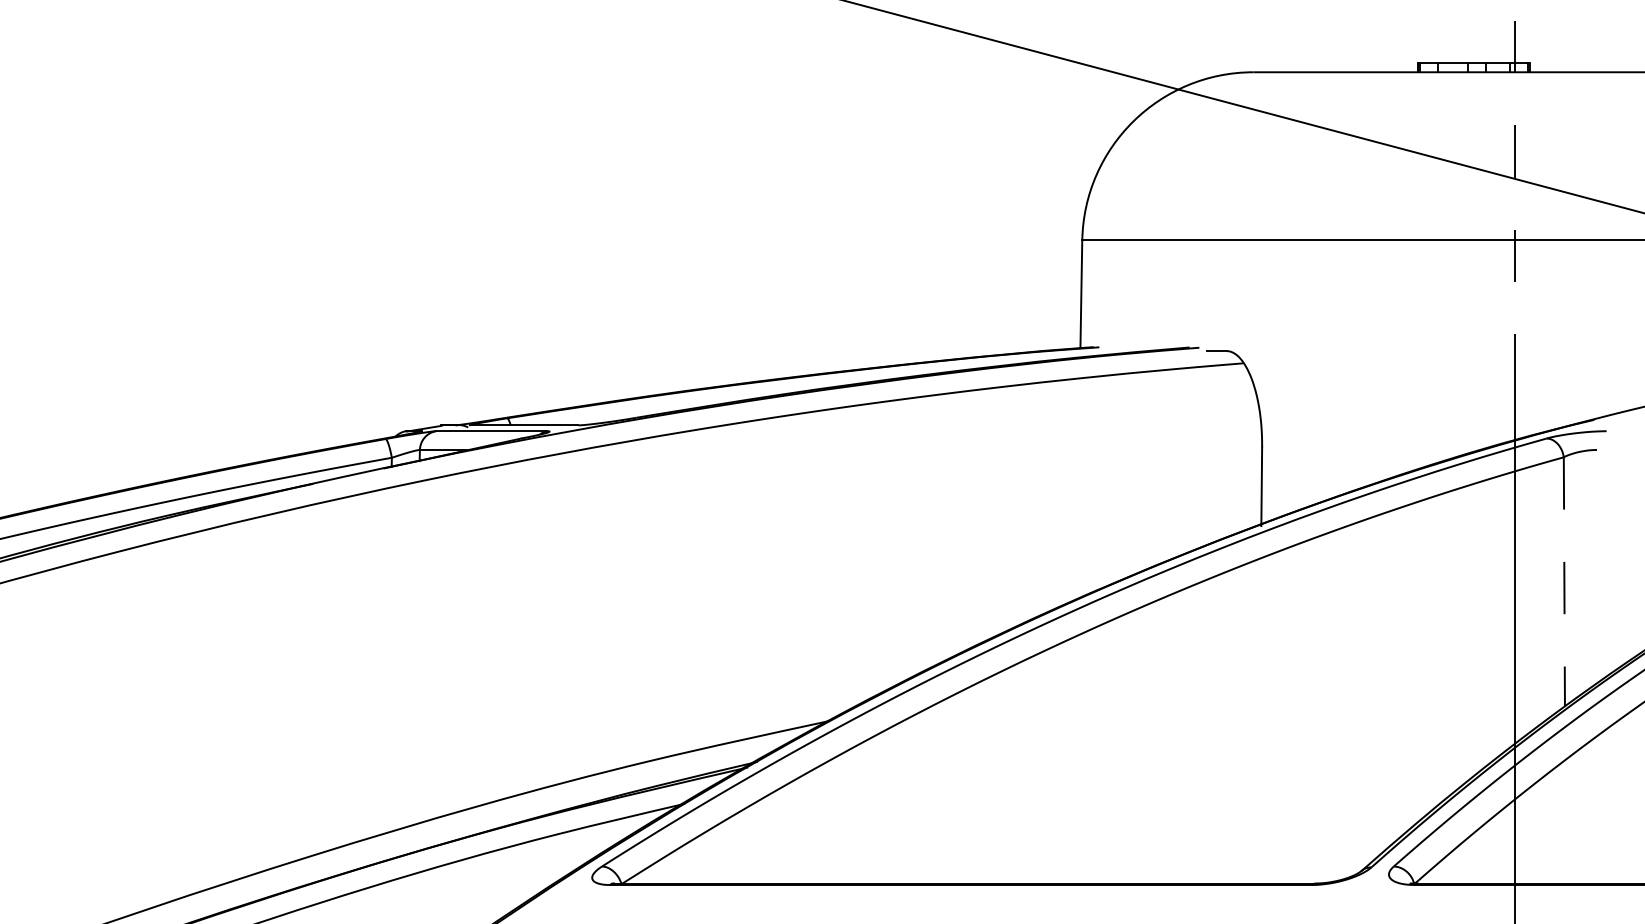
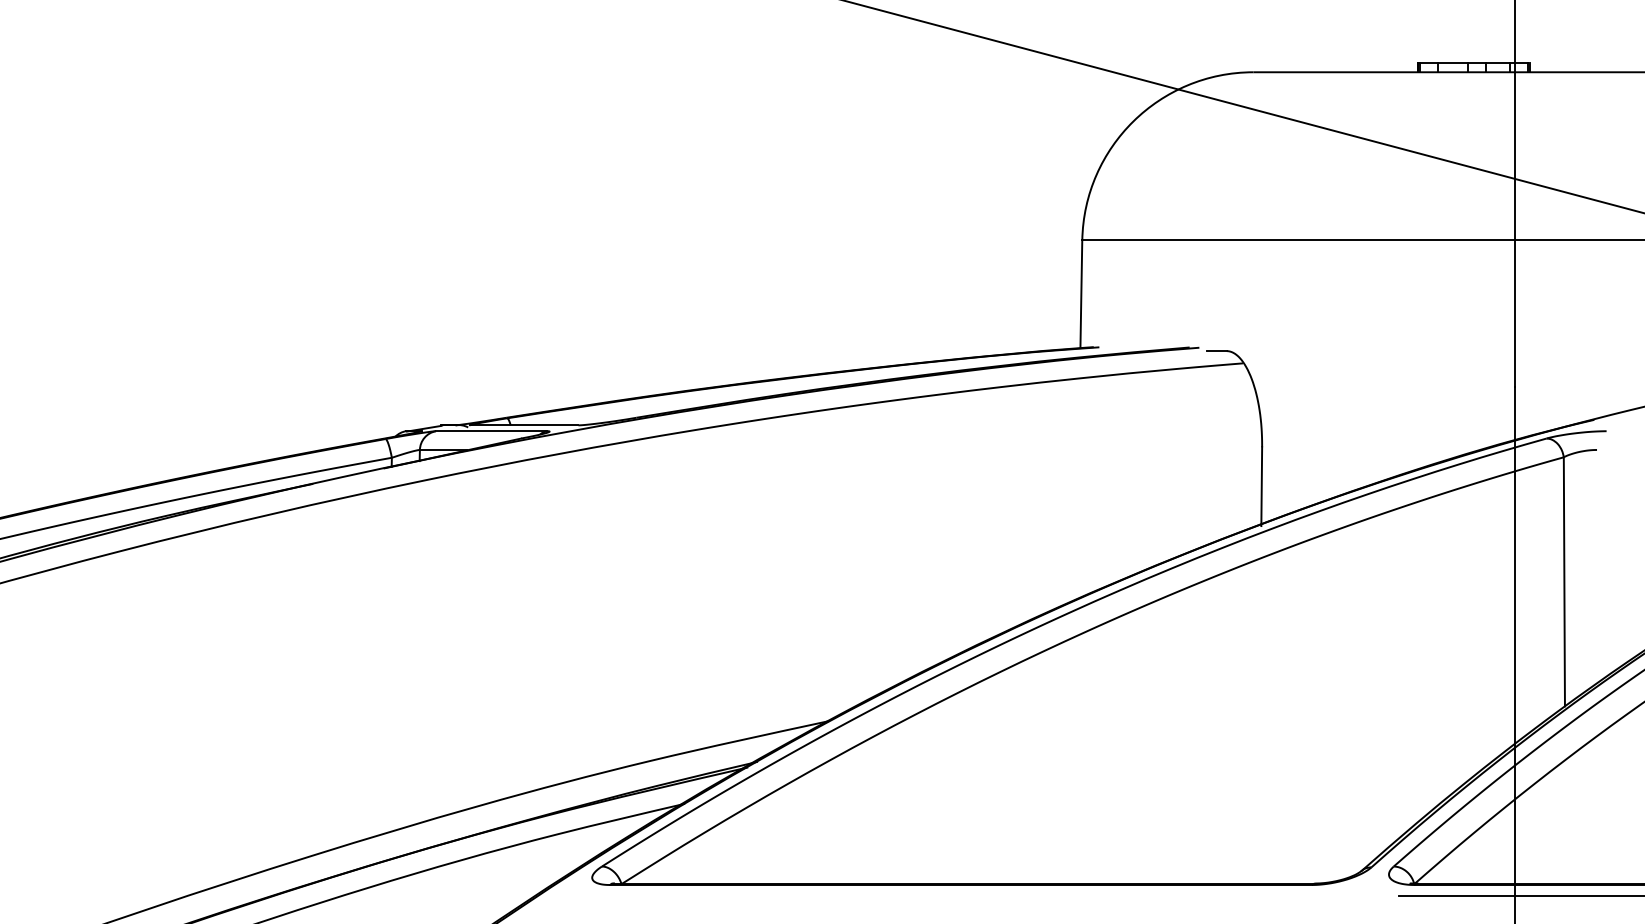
line: dashed -> solid (1514, 193)
line: dashed -> solid (1564, 581)
line: none -> present (1519, 896)
